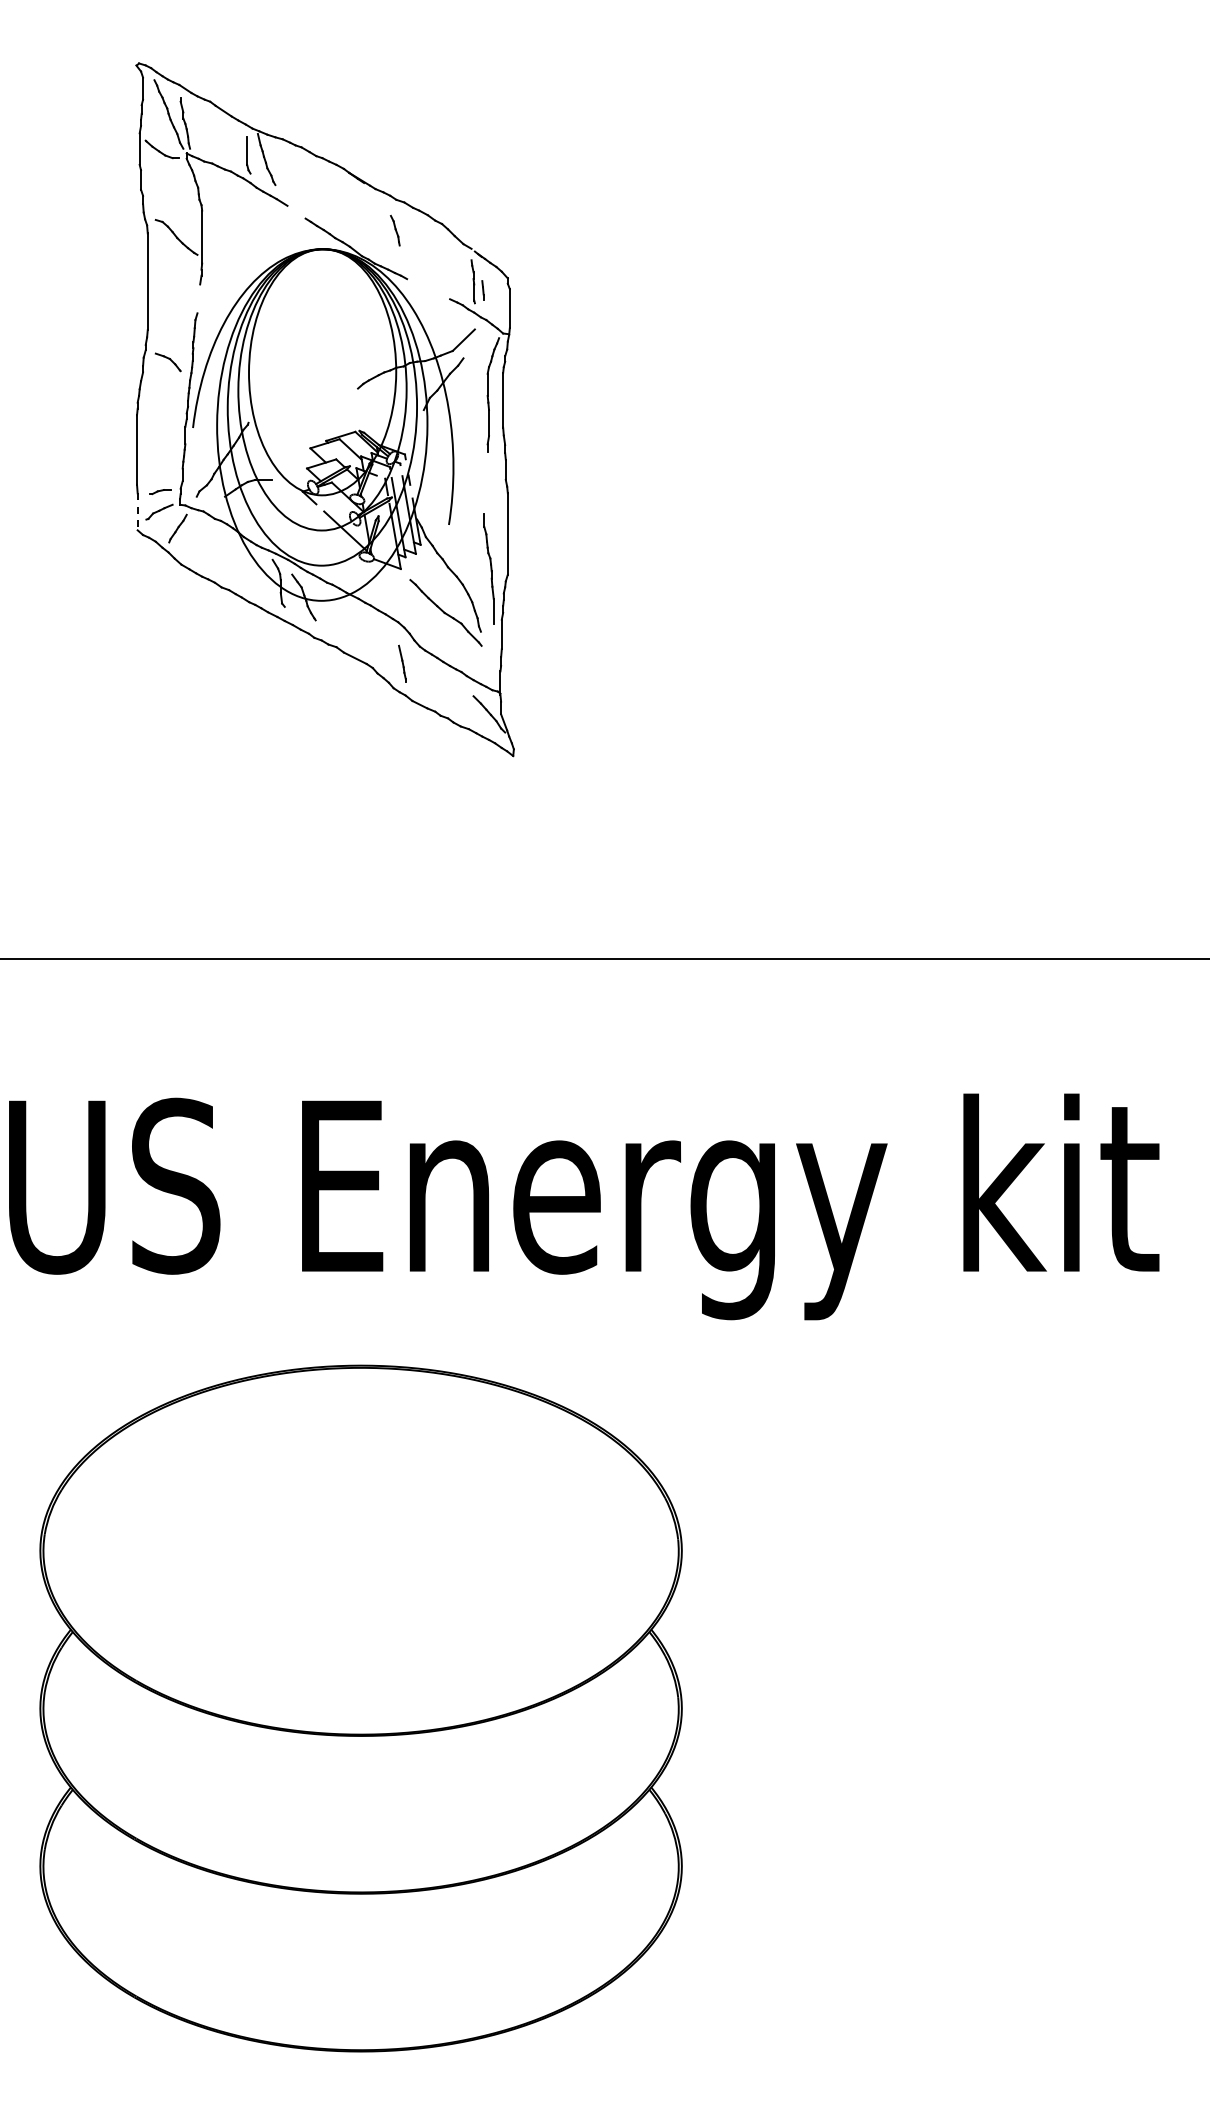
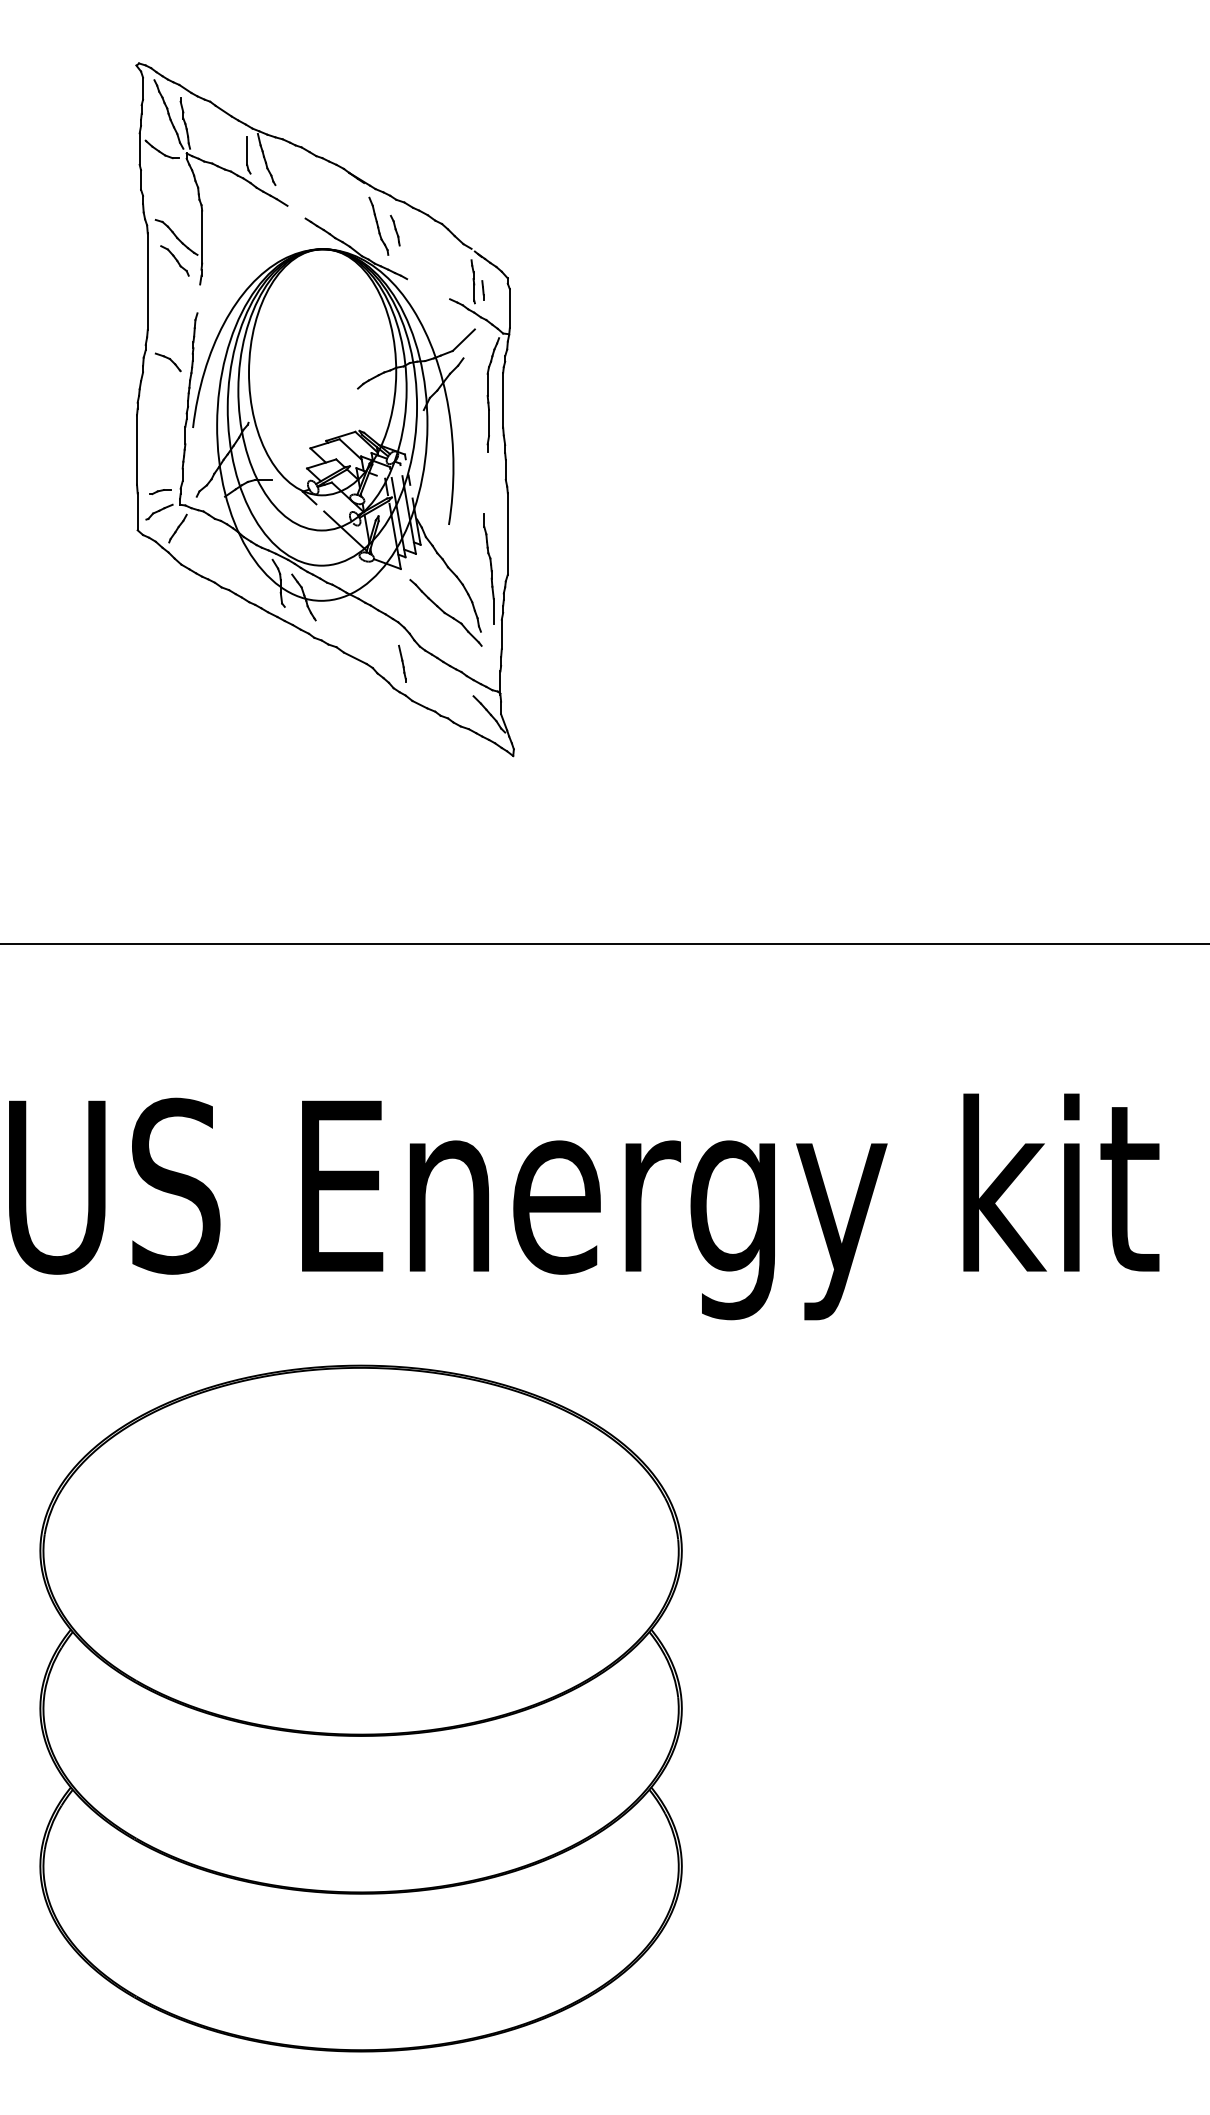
part: none -> present (378, 225)
part: none -> present (174, 260)
line: dashed -> solid (137, 512)
line position: (604, 958) -> (604, 943) (604, 943)
